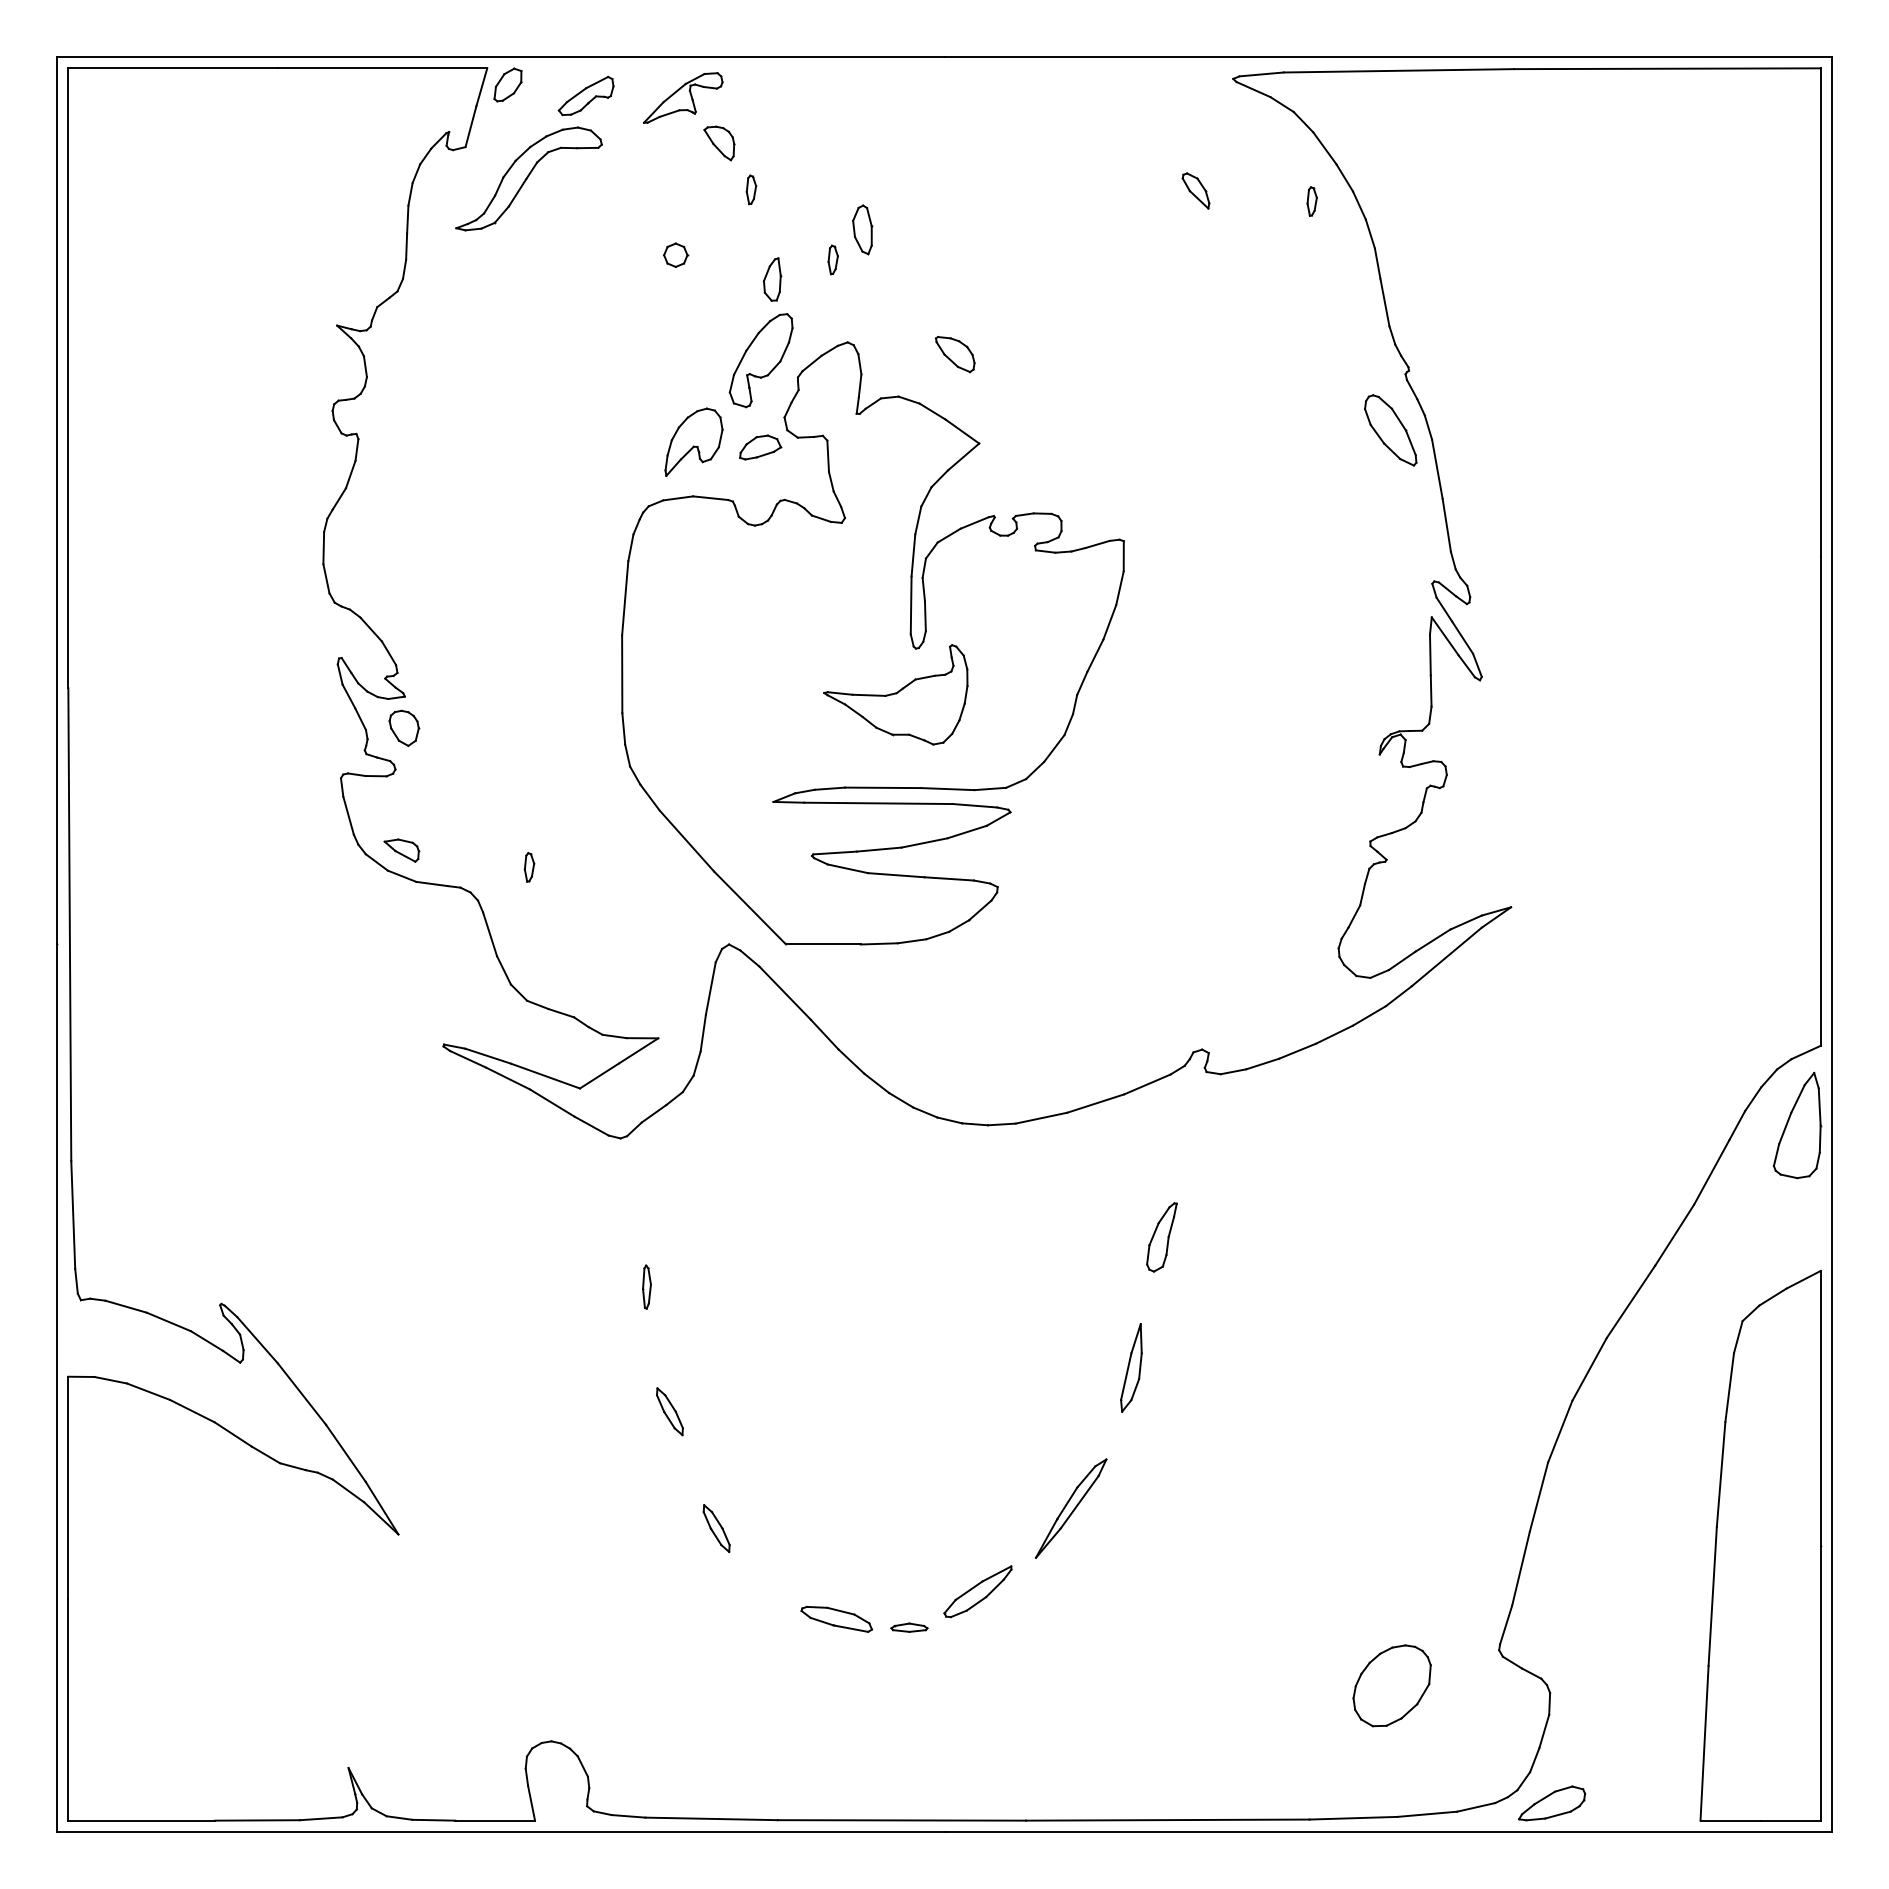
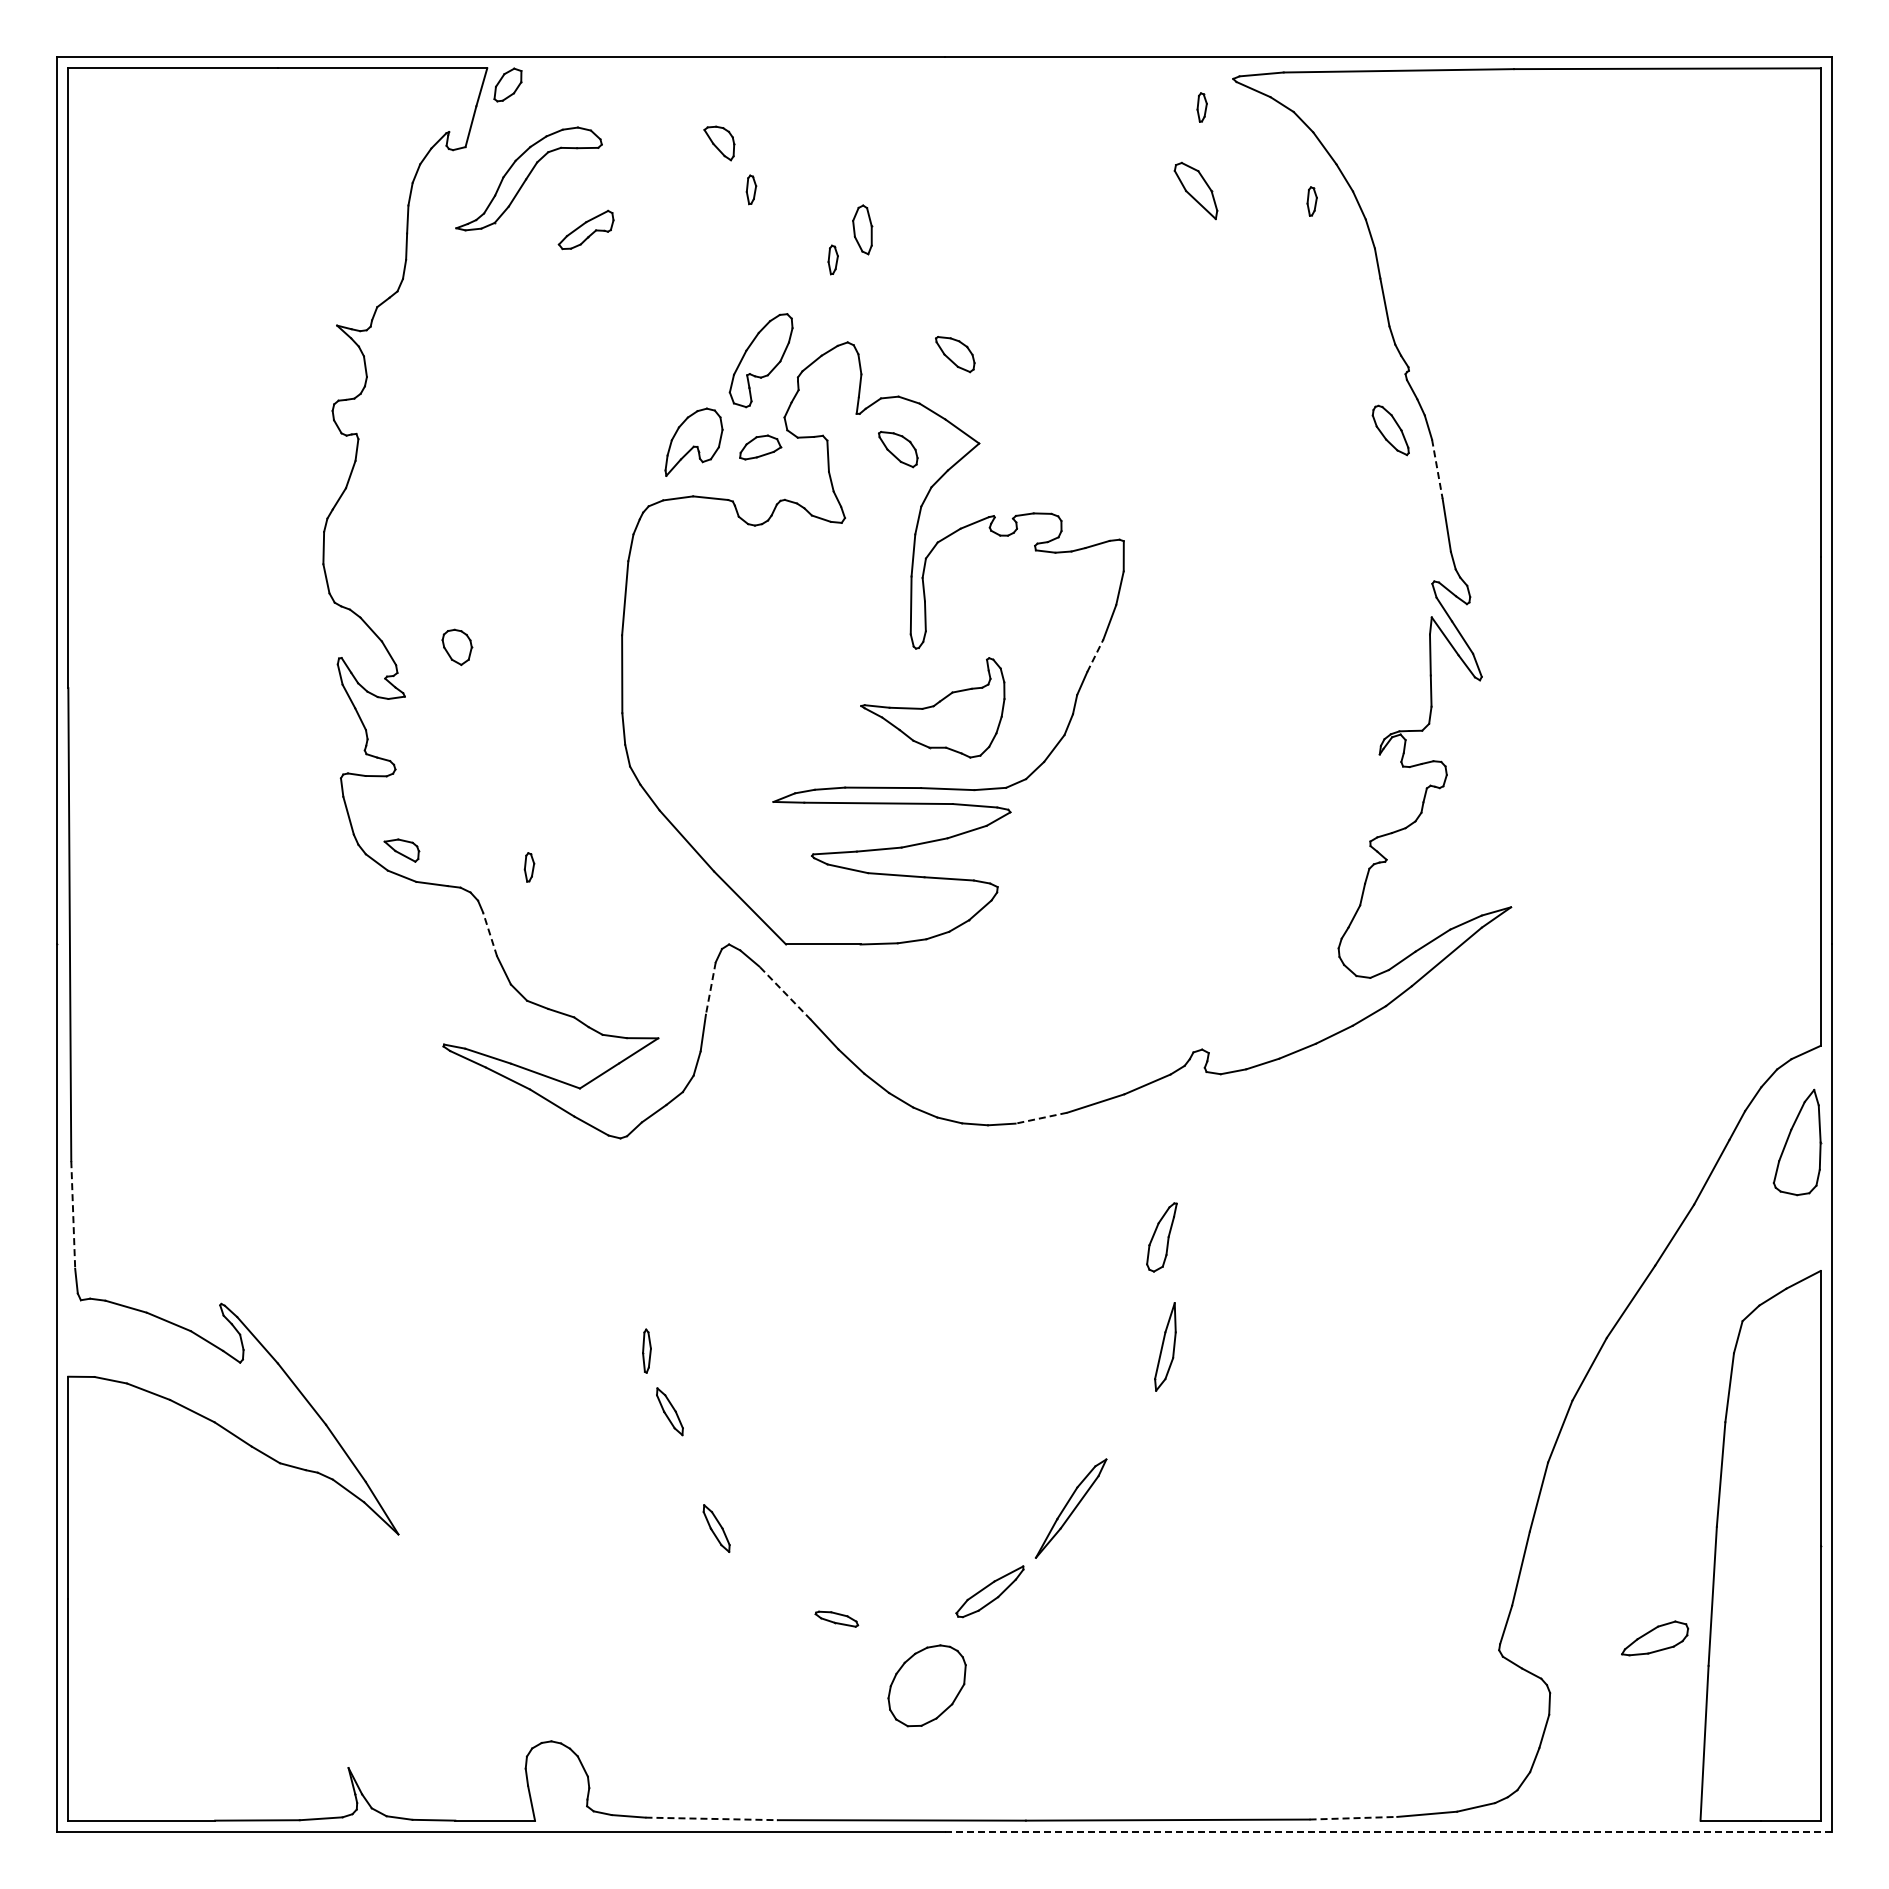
part position: (585, 95) -> (585, 229) (585, 229)
part: present -> none (683, 97)
part: none -> present (1201, 107)
part size: 30x38 px -> 46x60 px (1195, 190)
part: present -> none (676, 254)
part: present -> none (772, 279)
part size: 54x73 px -> 39x53 px (1390, 430)
part: none -> present (898, 449)
line: solid -> dashed (1437, 469)
line: solid -> dashed (1095, 655)
part position: (895, 694) -> (932, 707) (932, 707)
part position: (404, 727) -> (457, 646) (457, 646)
line: solid -> dashed (489, 933)
line: solid -> dashed (710, 988)
line: solid -> dashed (785, 993)
line: solid -> dashed (1040, 1118)
part position: (1797, 1125) -> (1797, 1142) (1797, 1142)
line: solid -> dashed (73, 1214)
part position: (646, 1286) -> (646, 1350) (646, 1350)
part position: (1131, 1367) -> (1165, 1346) (1165, 1346)
part position: (977, 1591) -> (989, 1591) (989, 1591)
part size: 74x28 px -> 46x18 px (836, 1618)
part: present -> none (909, 1627)
part position: (1391, 1685) -> (926, 1685) (926, 1685)
part position: (1552, 1803) -> (1655, 1638) (1655, 1638)
line: solid -> dashed (712, 1818)
line: solid -> dashed (1353, 1818)
line: solid -> dashed (1388, 1832)
